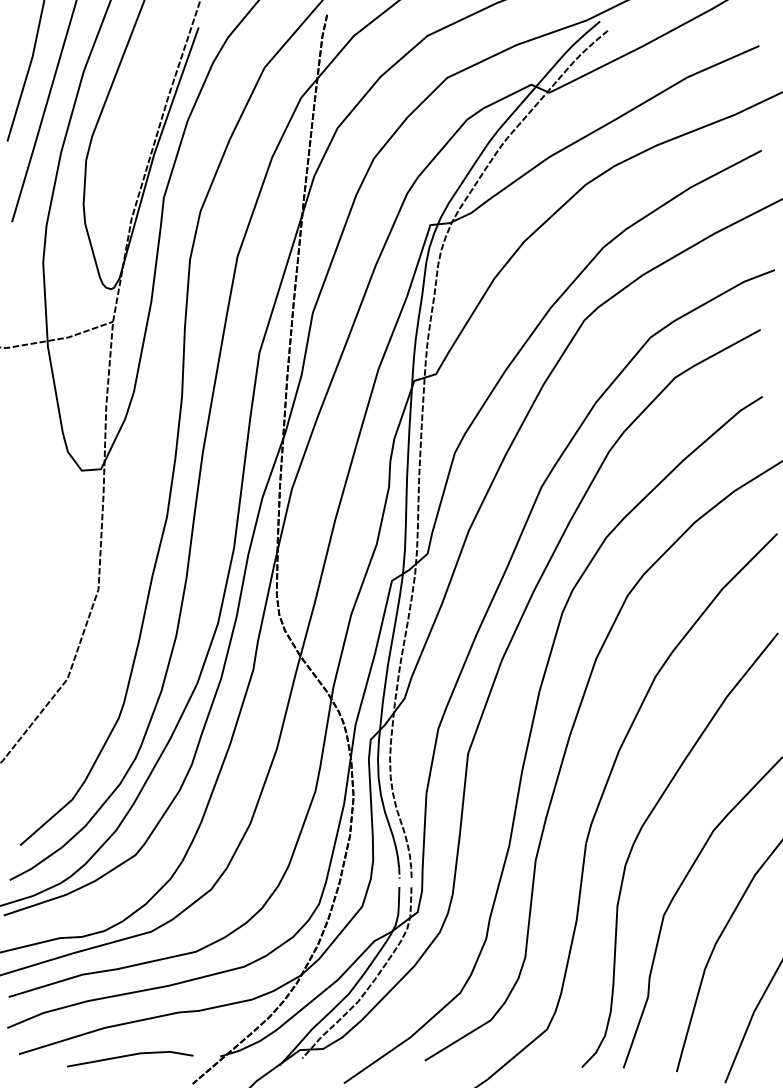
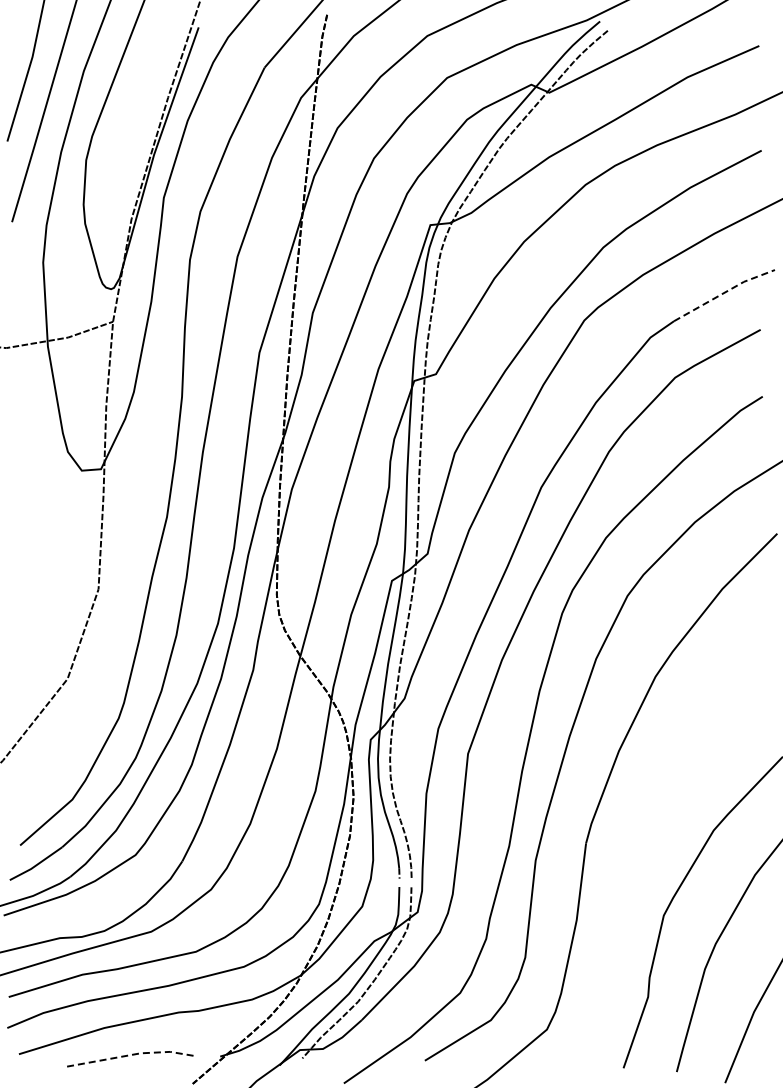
line: solid -> dashed (724, 293)
curve: present -> none (641, 830)
line: solid -> dashed (131, 1054)
